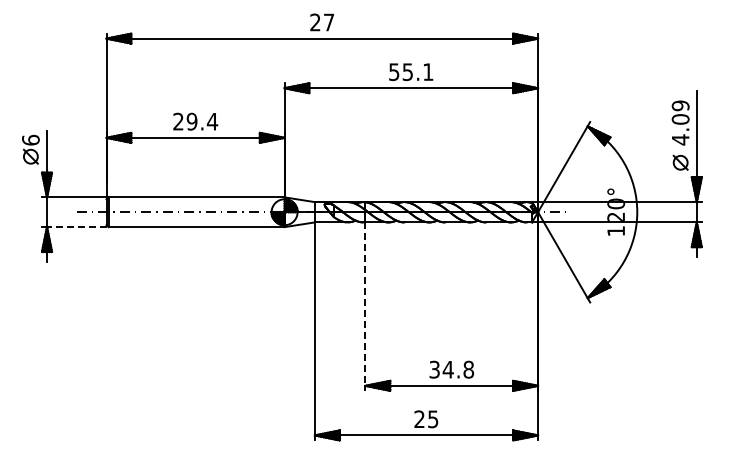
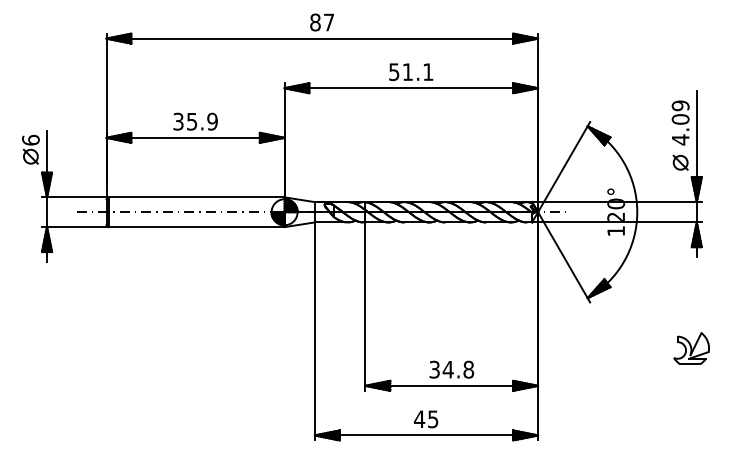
text: 27 -> 87 (315, 22)
text: 55.1 -> 51.1 (407, 72)
text: 29.4 -> 35.9 (195, 121)
line: dashed -> solid (76, 227)
line: dashed -> solid (365, 307)
part: none -> present (691, 348)
text: 25 -> 45 (419, 418)
